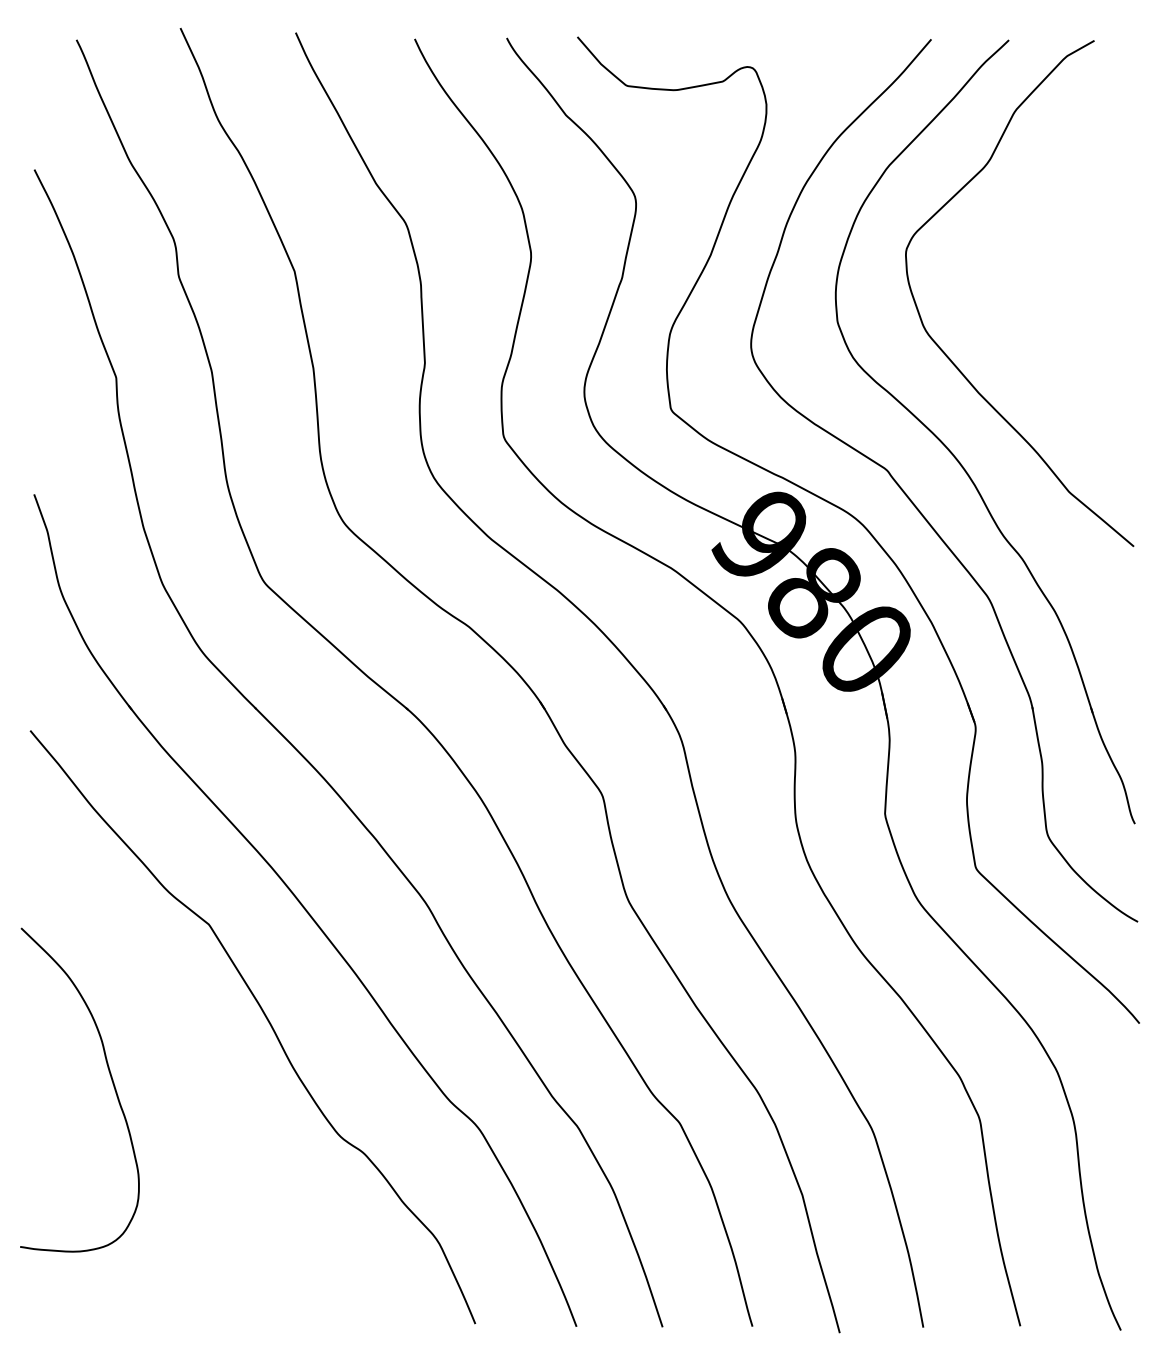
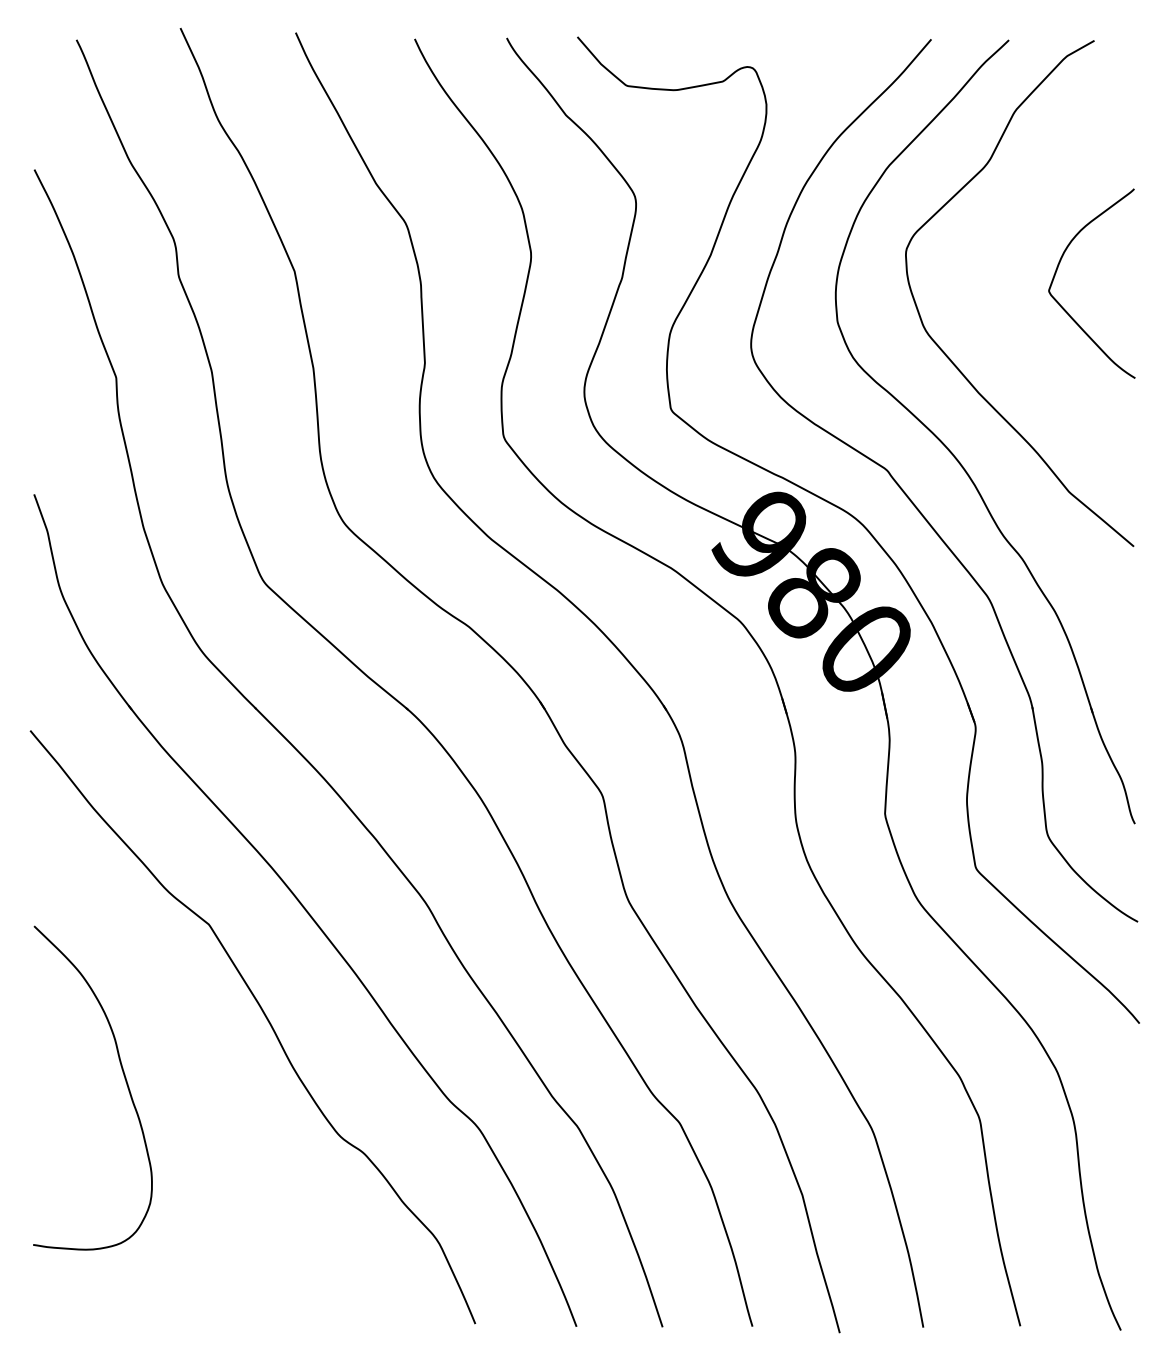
curve: none -> present (1058, 268)
curve position: (111, 1081) -> (124, 1079) (124, 1079)
